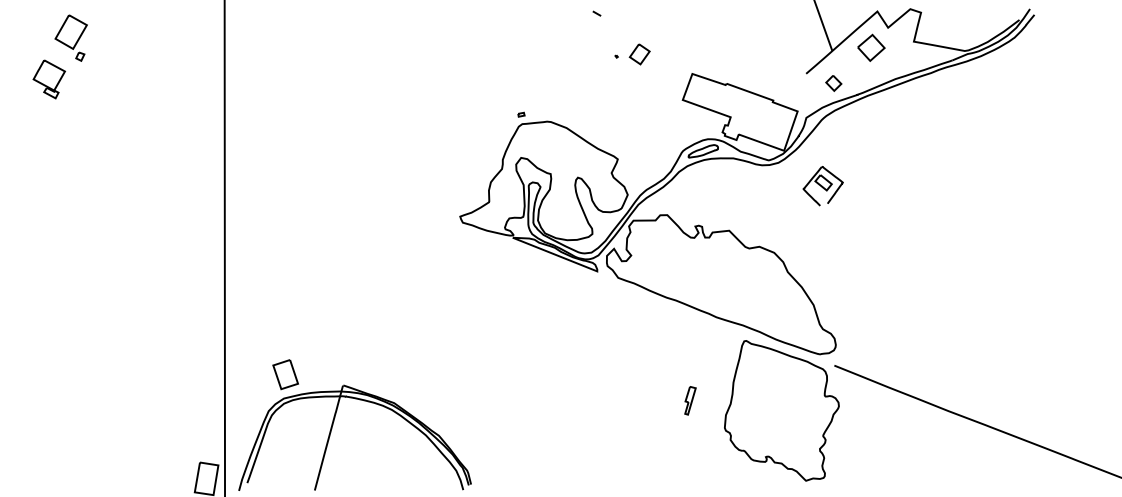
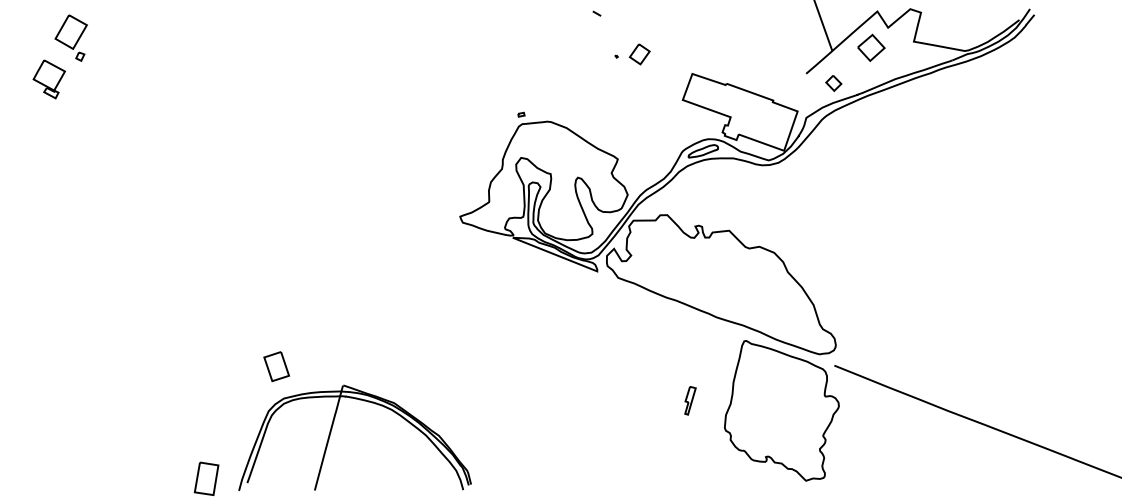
part: present -> none (822, 186)
line: present -> none (224, 247)
part position: (285, 374) -> (276, 366) (276, 366)
